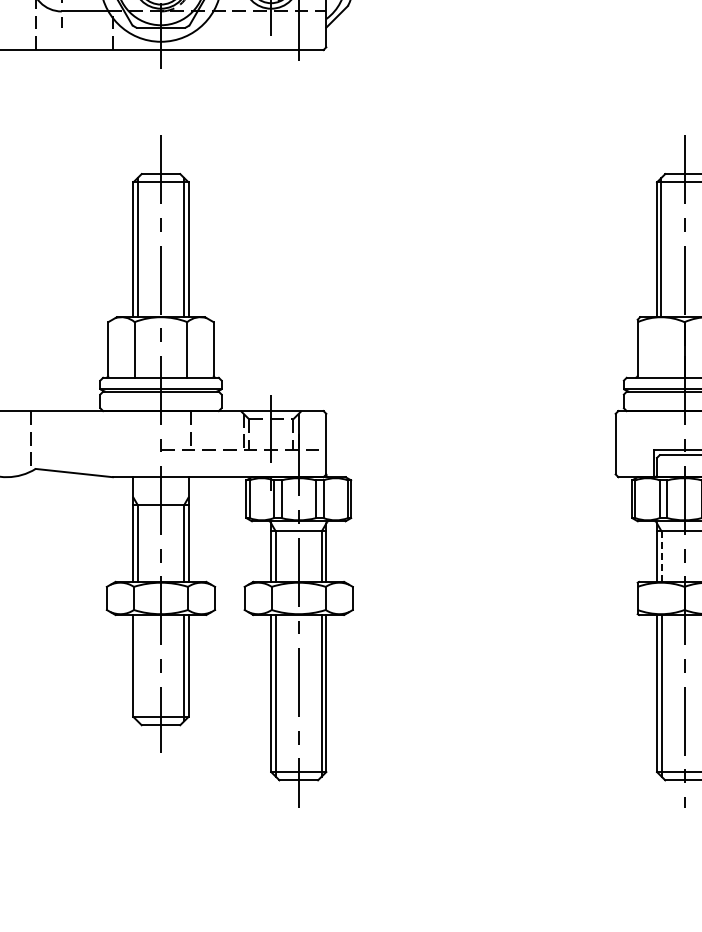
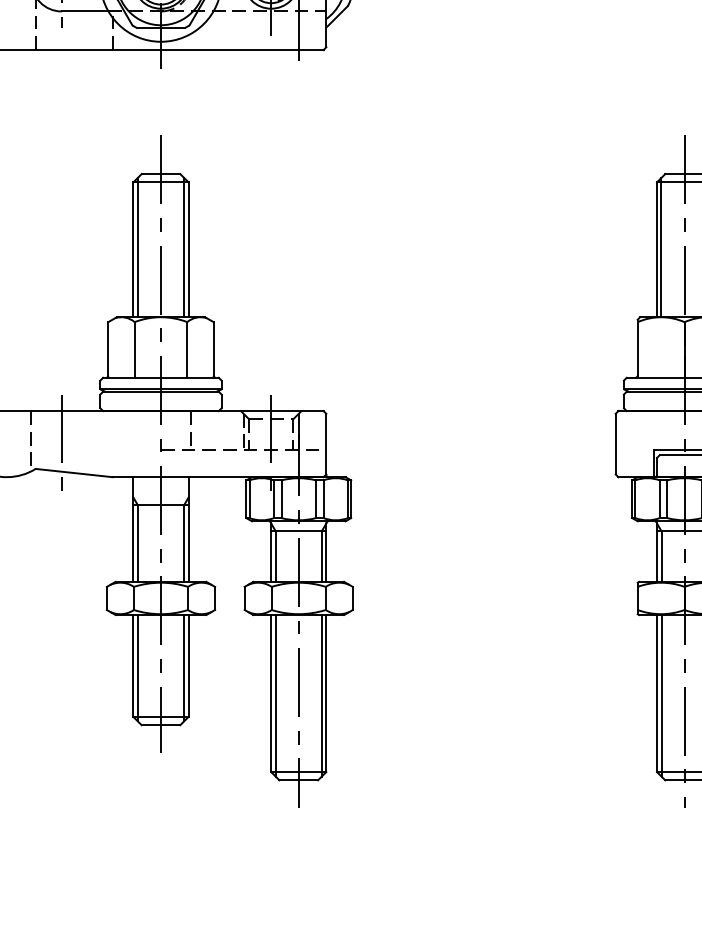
line: none -> present (61, 443)
line: dashed -> solid (661, 557)
line: none -> present (137, 667)
